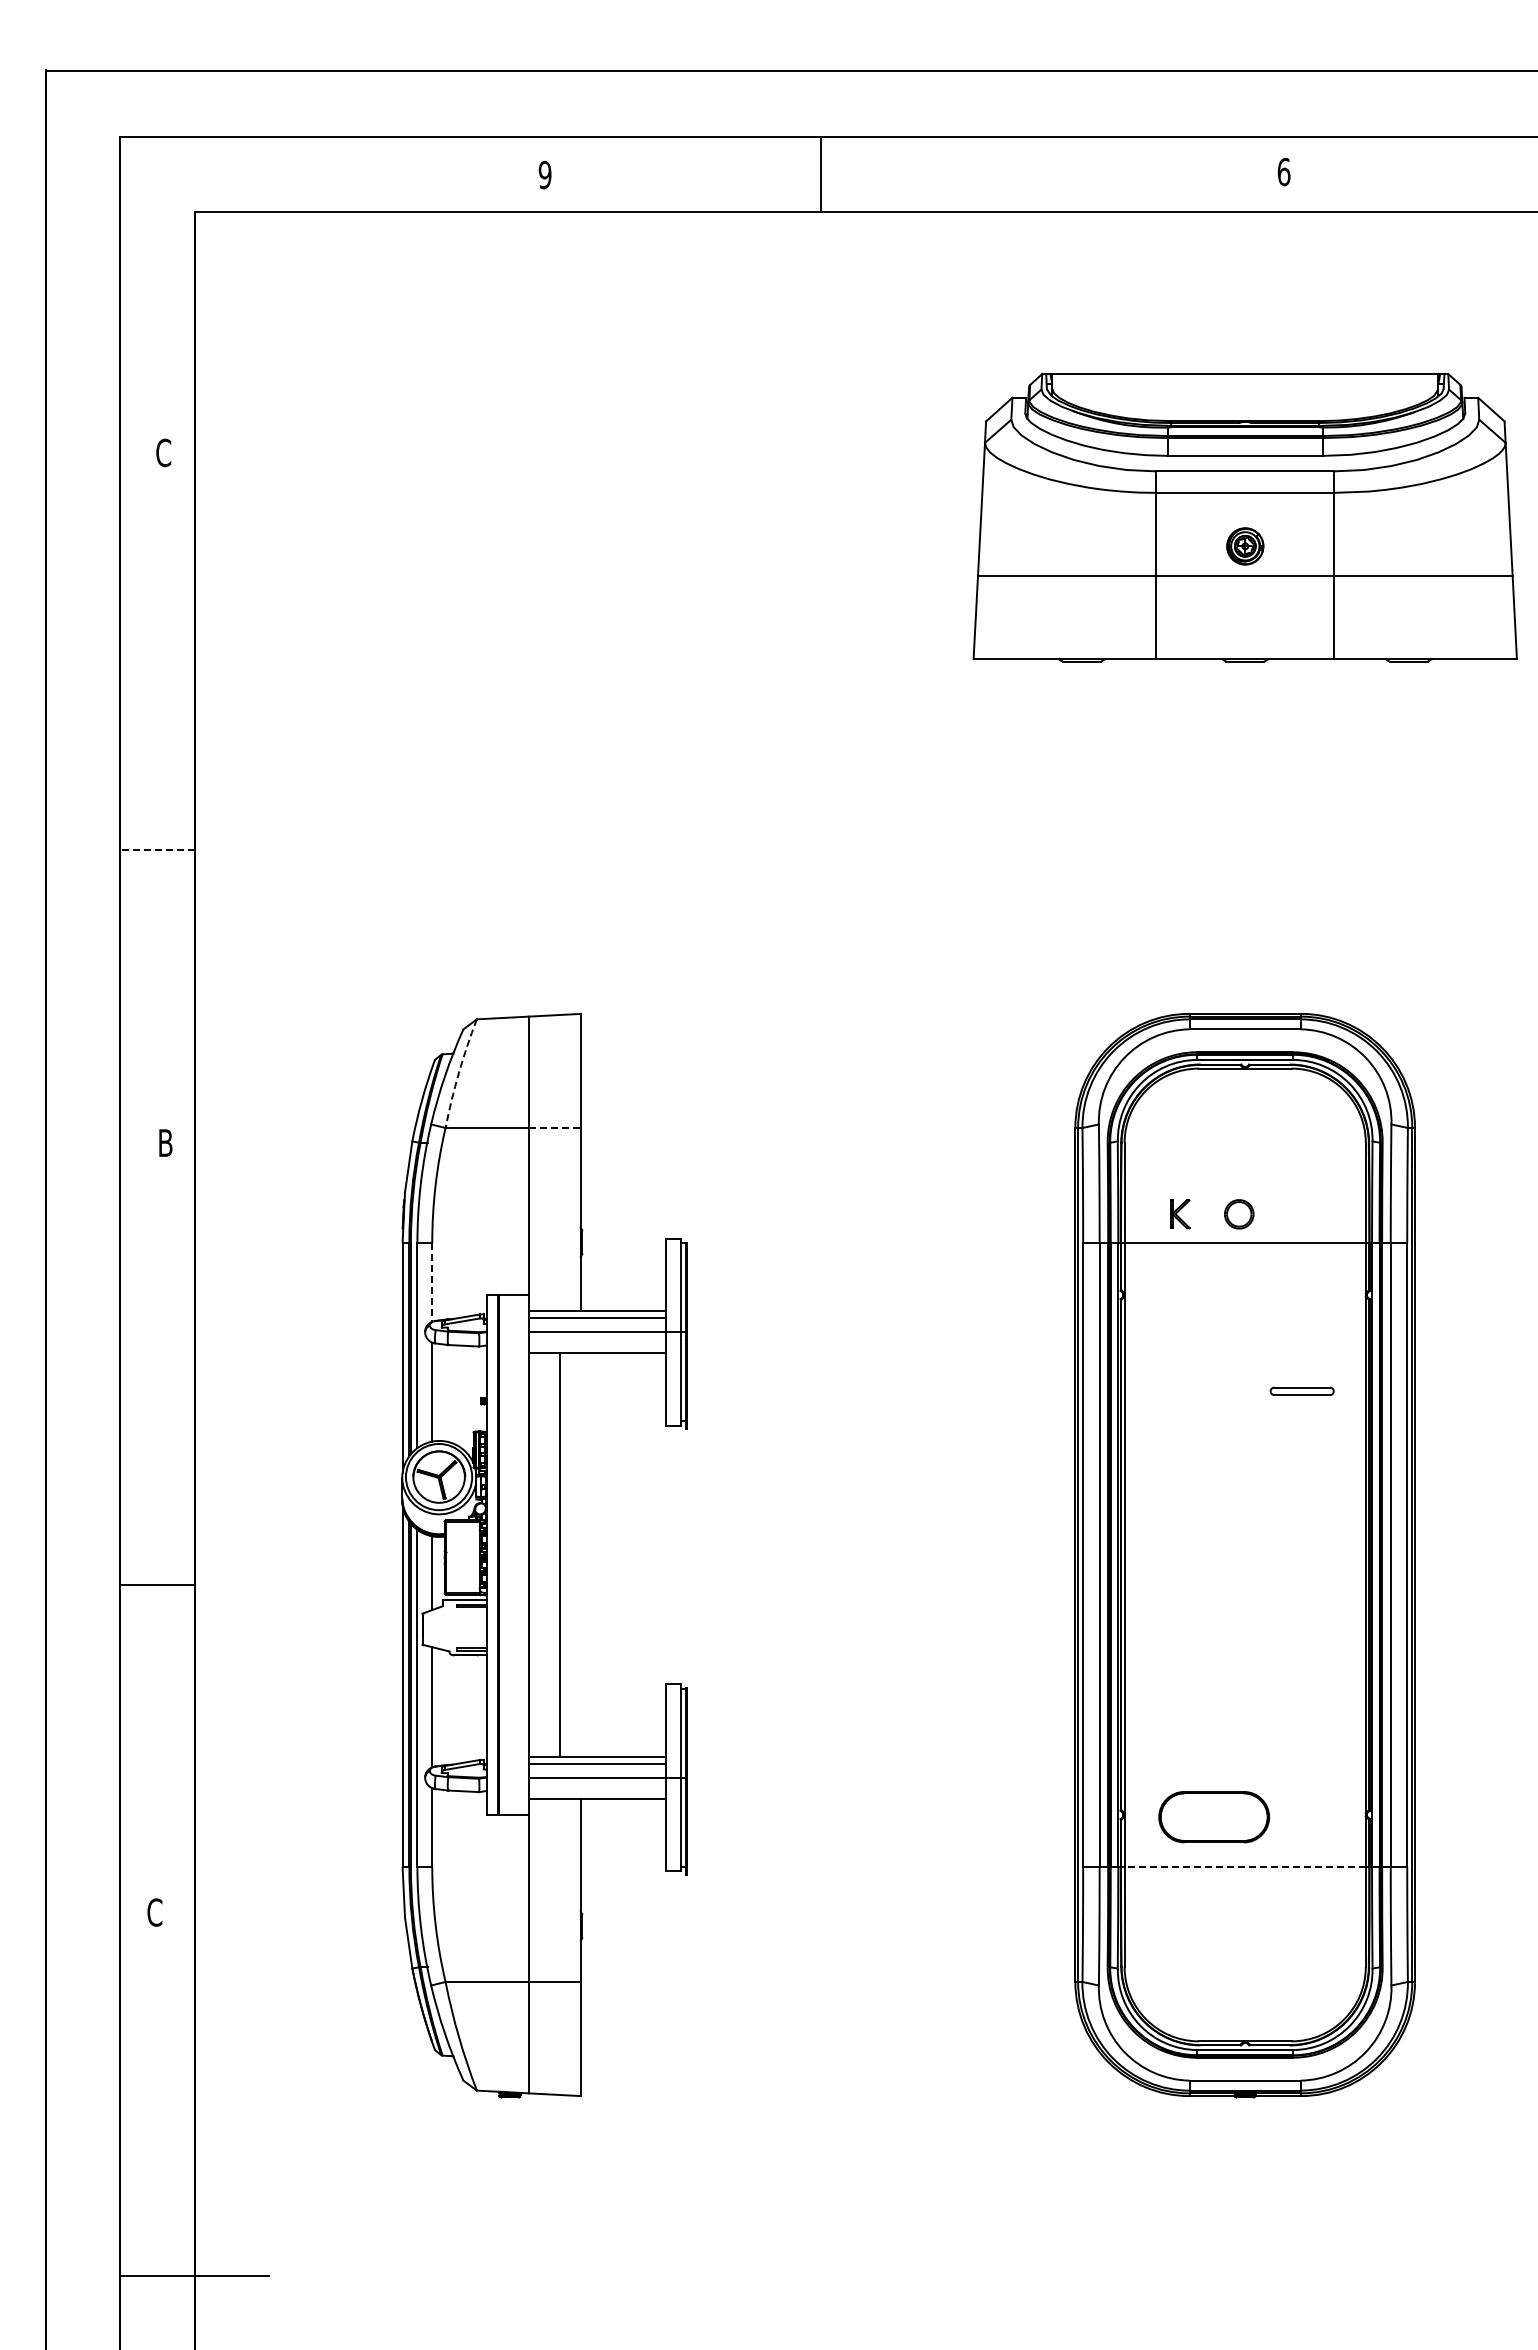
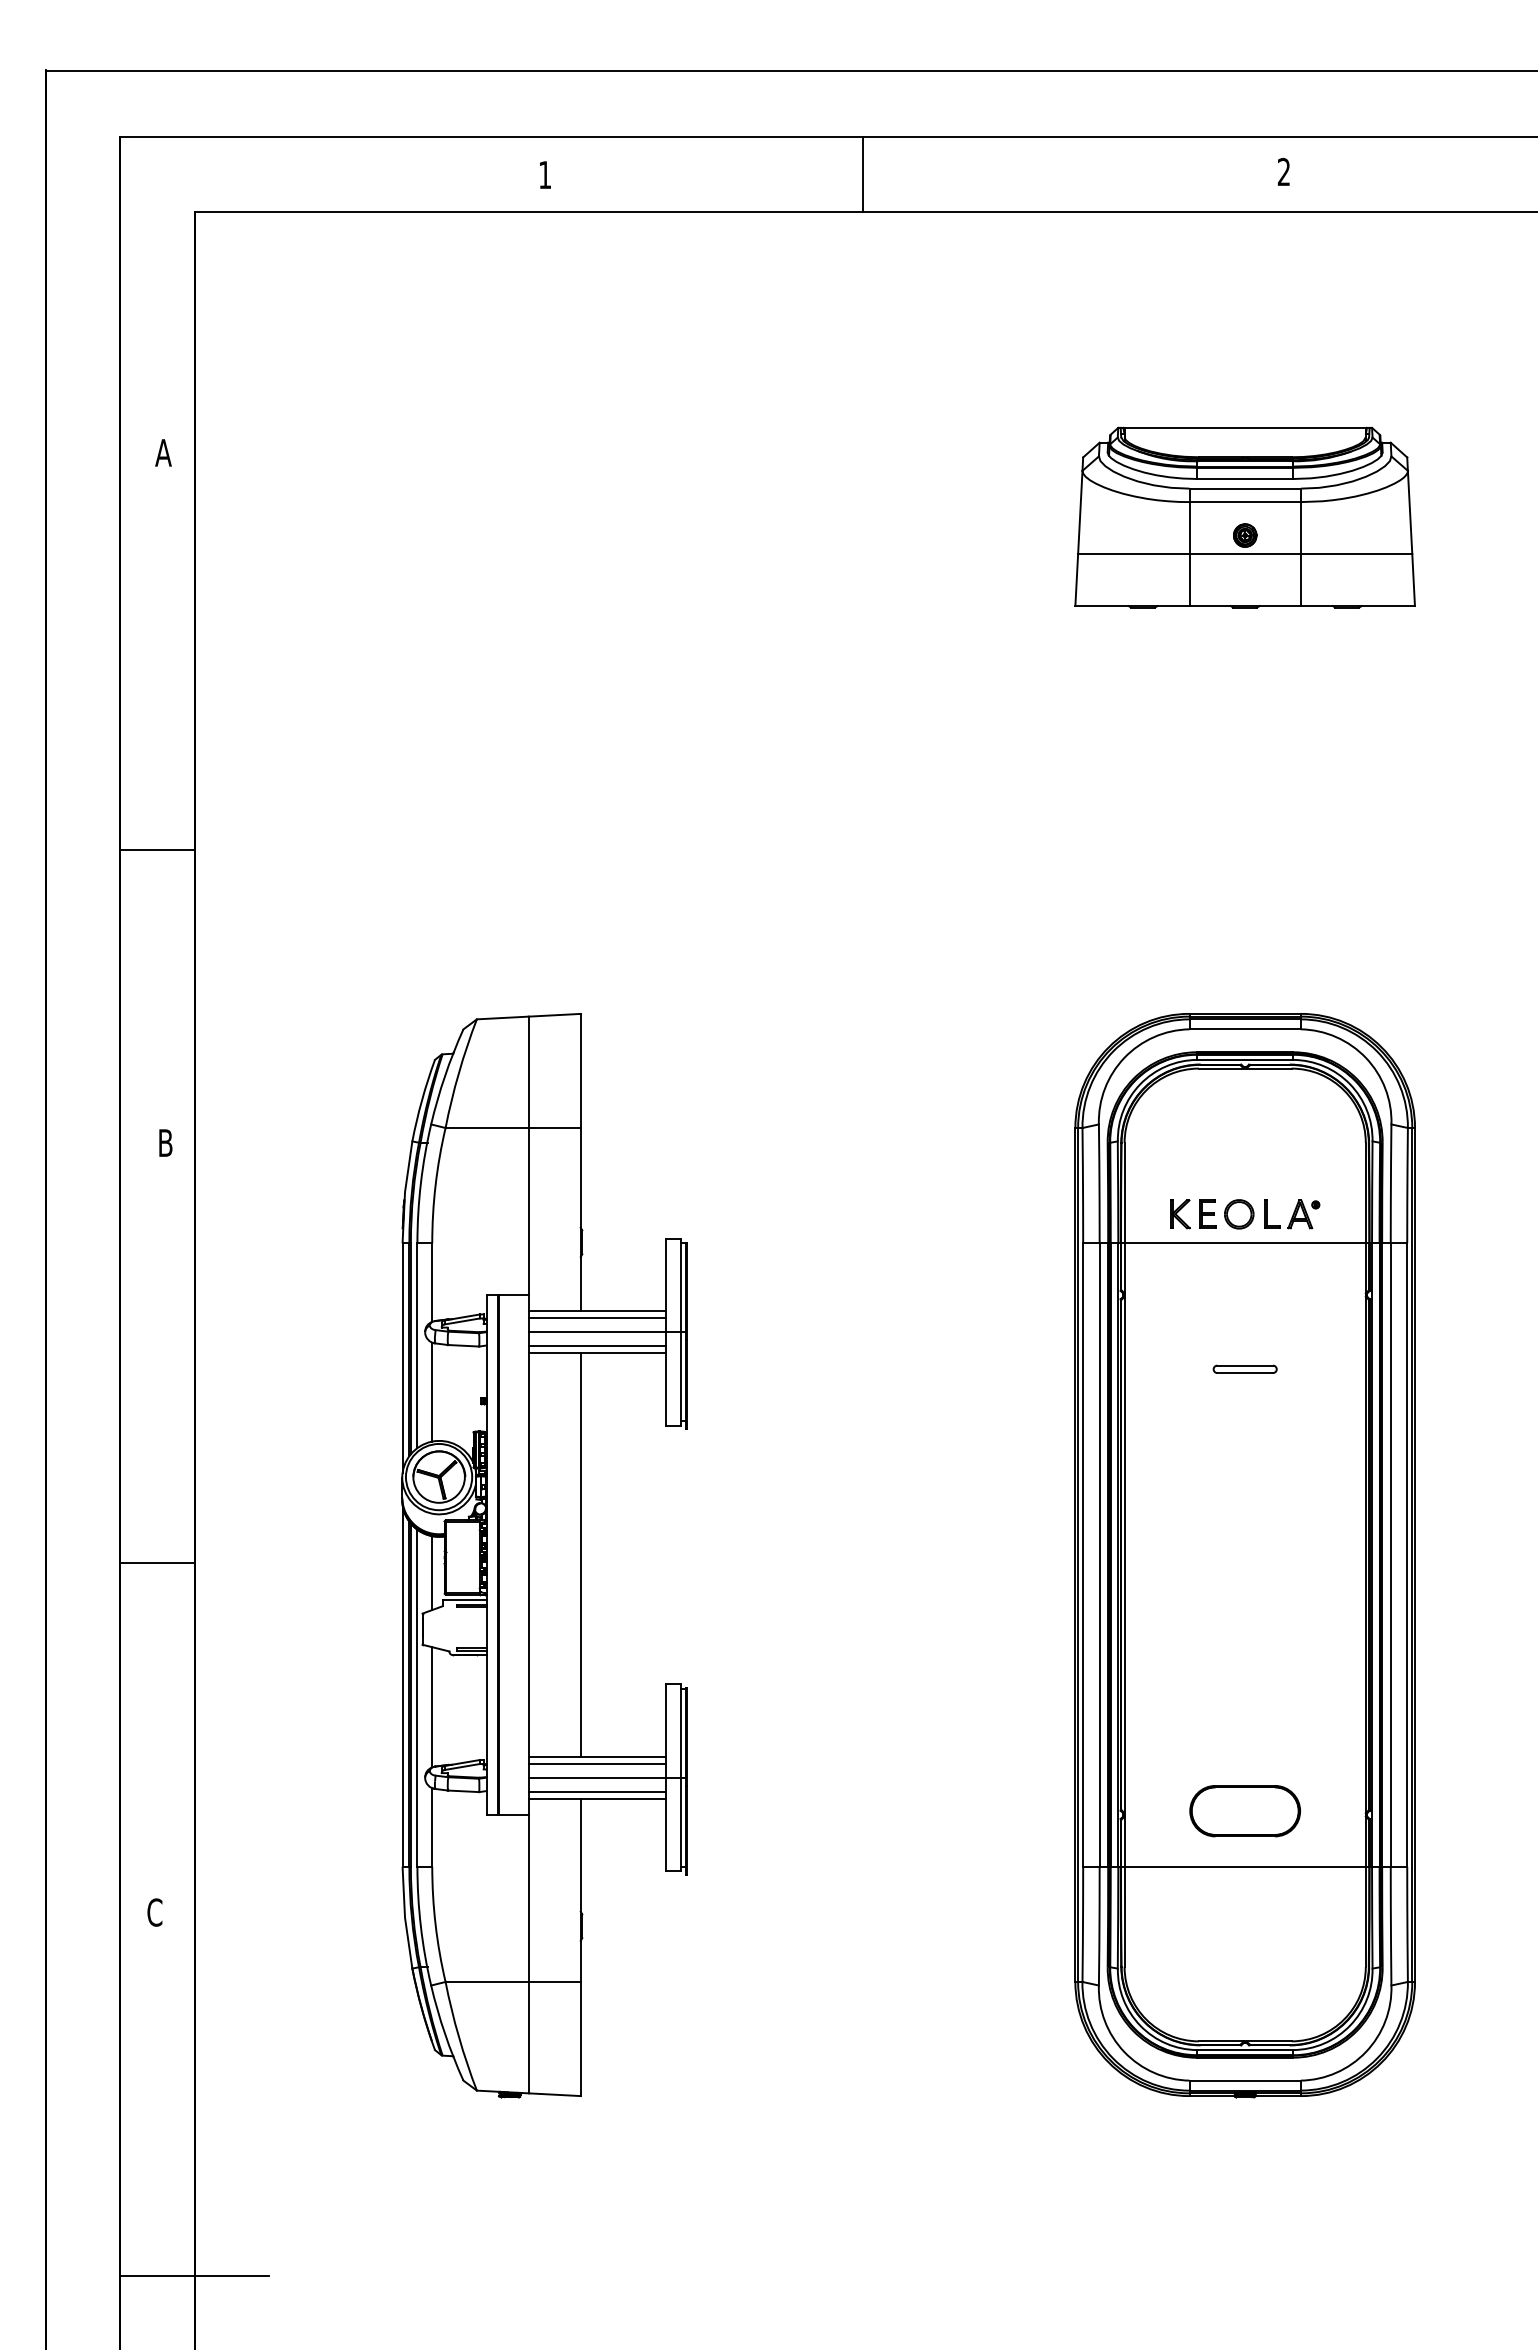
text: 6 -> 2 (1283, 171)
text: 9 -> 1 (544, 174)
line position: (821, 174) -> (863, 174) (863, 174)
text: C -> A (163, 452)
part size: 546x290 px -> 342x183 px (1244, 517)
line: dashed -> solid (157, 850)
arc: dashed -> solid (458, 1073)
line: dashed -> solid (554, 1128)
part: none -> present (1207, 1213)
part: none -> present (1292, 1214)
line: dashed -> solid (432, 1283)
line: none -> present (597, 1346)
part position: (1301, 1390) -> (1244, 1368) (1244, 1368)
line position: (559, 1554) -> (580, 1554) (580, 1554)
line position: (157, 1585) -> (157, 1563) (157, 1563)
line: none -> present (597, 1791)
part position: (1213, 1817) -> (1244, 1811) (1244, 1811)
line: dashed -> solid (1245, 1866)
